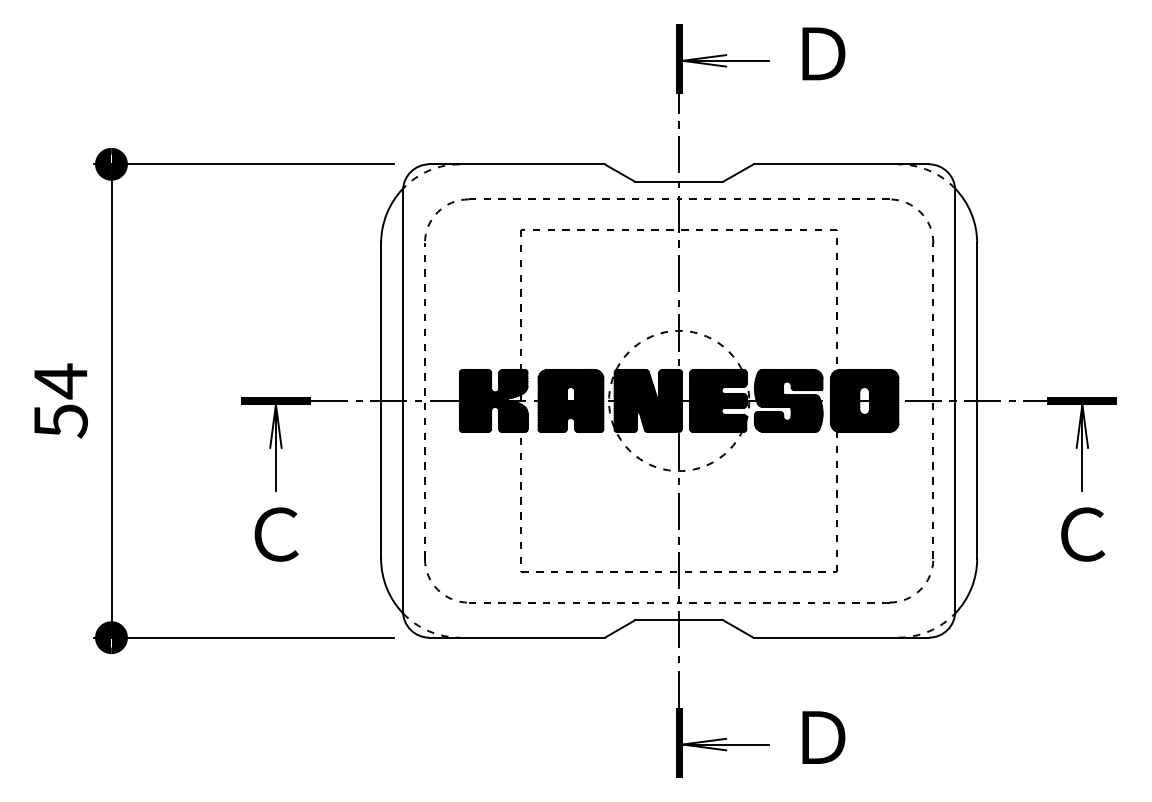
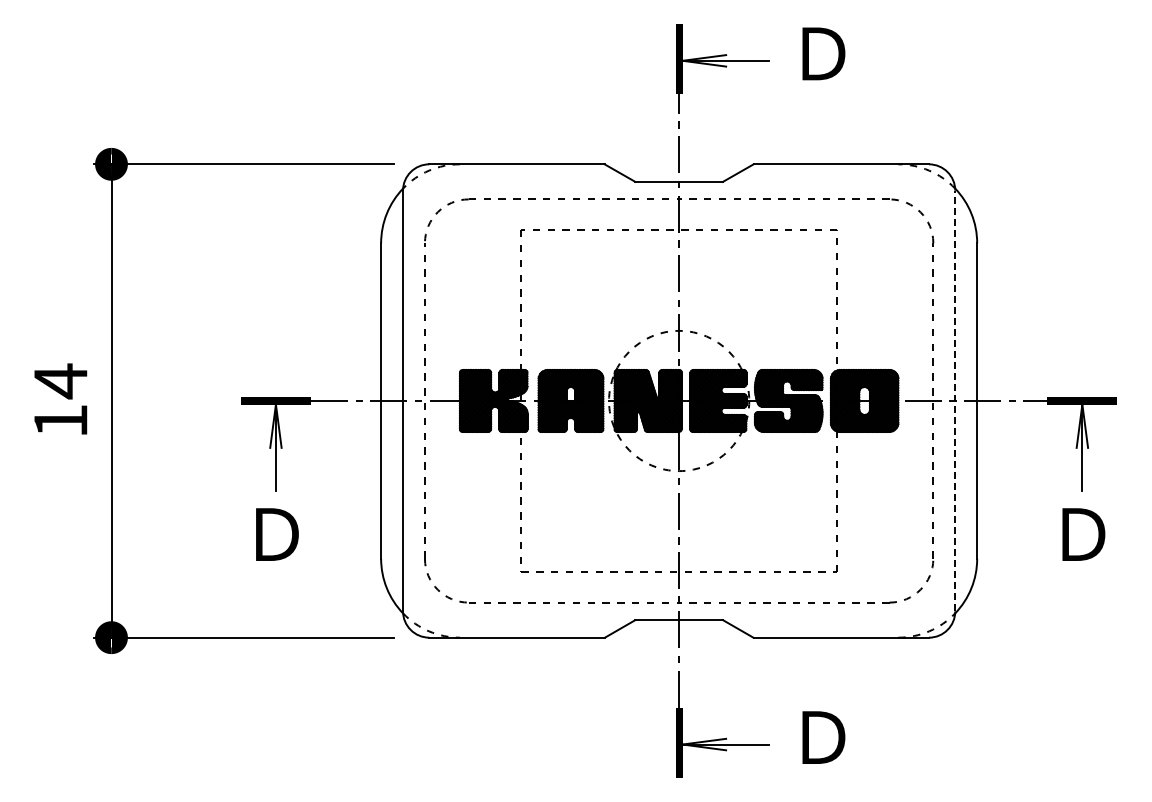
line: solid -> dashed (955, 400)
text: 54 -> 14 (60, 421)
text: Ｃ -> Ｄ (276, 534)
text: Ｃ -> Ｄ (1083, 534)
